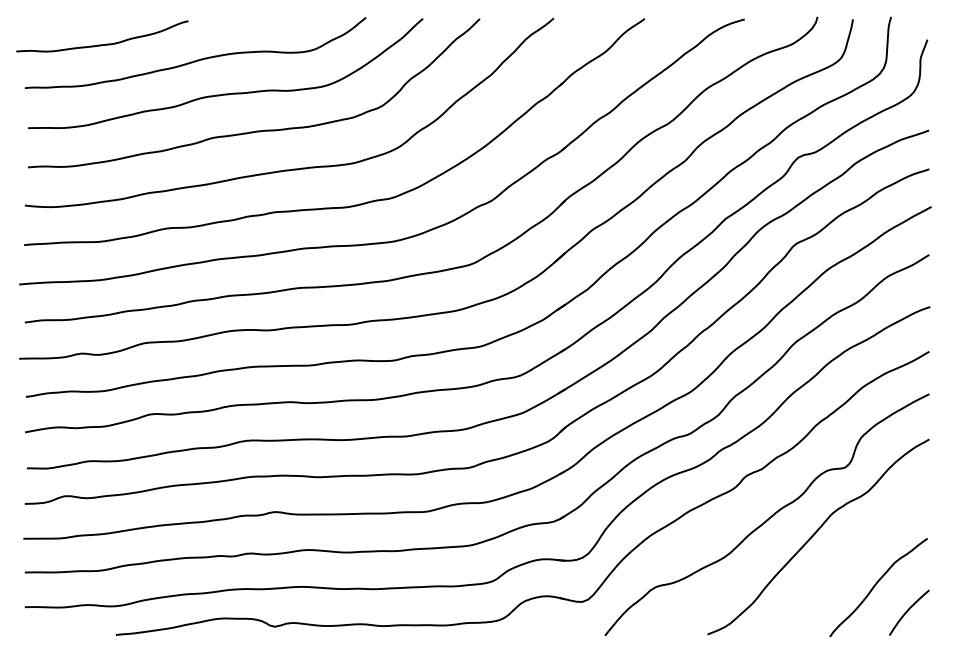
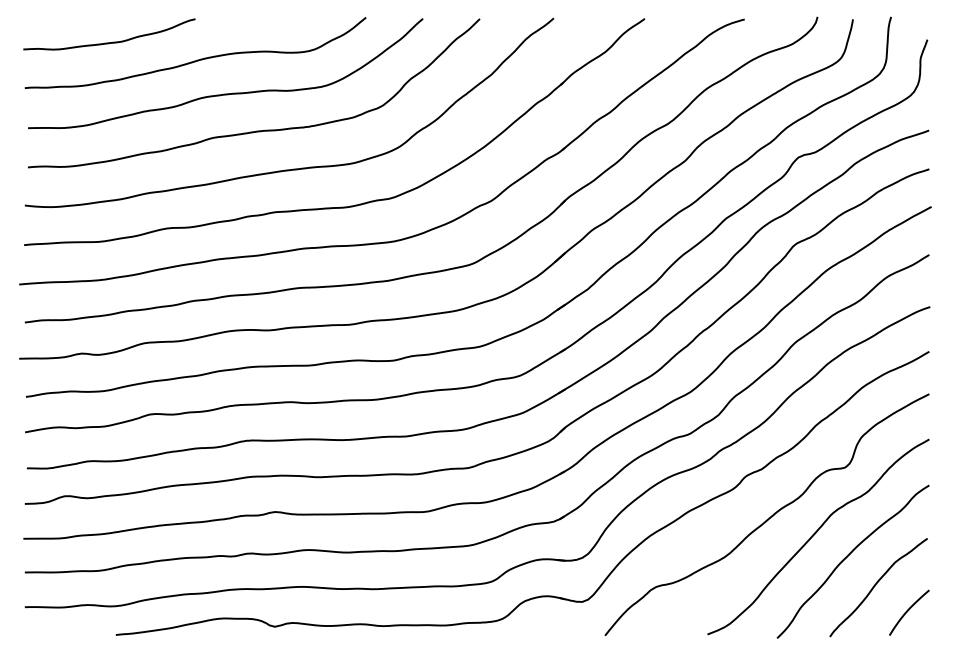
curve position: (105, 43) -> (112, 41) (112, 41)
curve: none -> present (848, 556)
